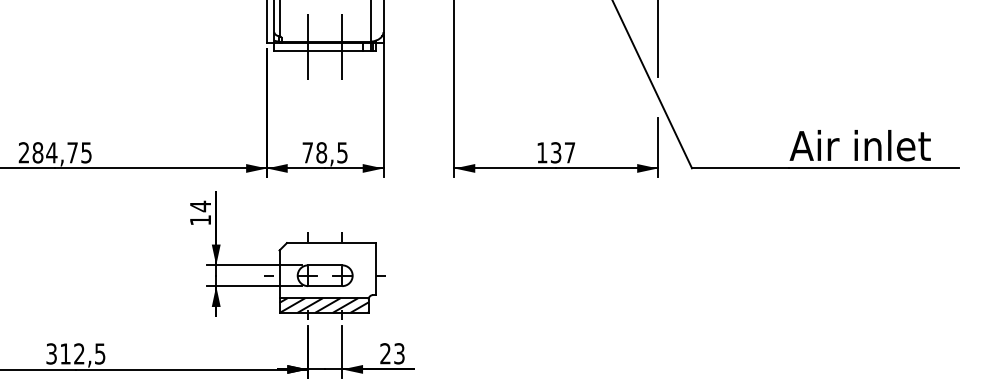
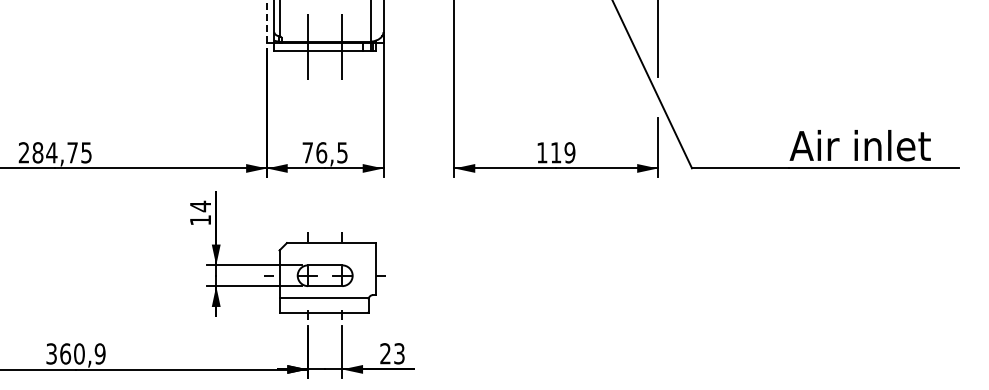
line: solid -> dashed (266, 21)
text: 78,5 -> 76,5 (321, 152)
text: 137 -> 119 (563, 152)
hatch: present -> none (323, 305)
text: 312,5 -> 360,9 (82, 353)
